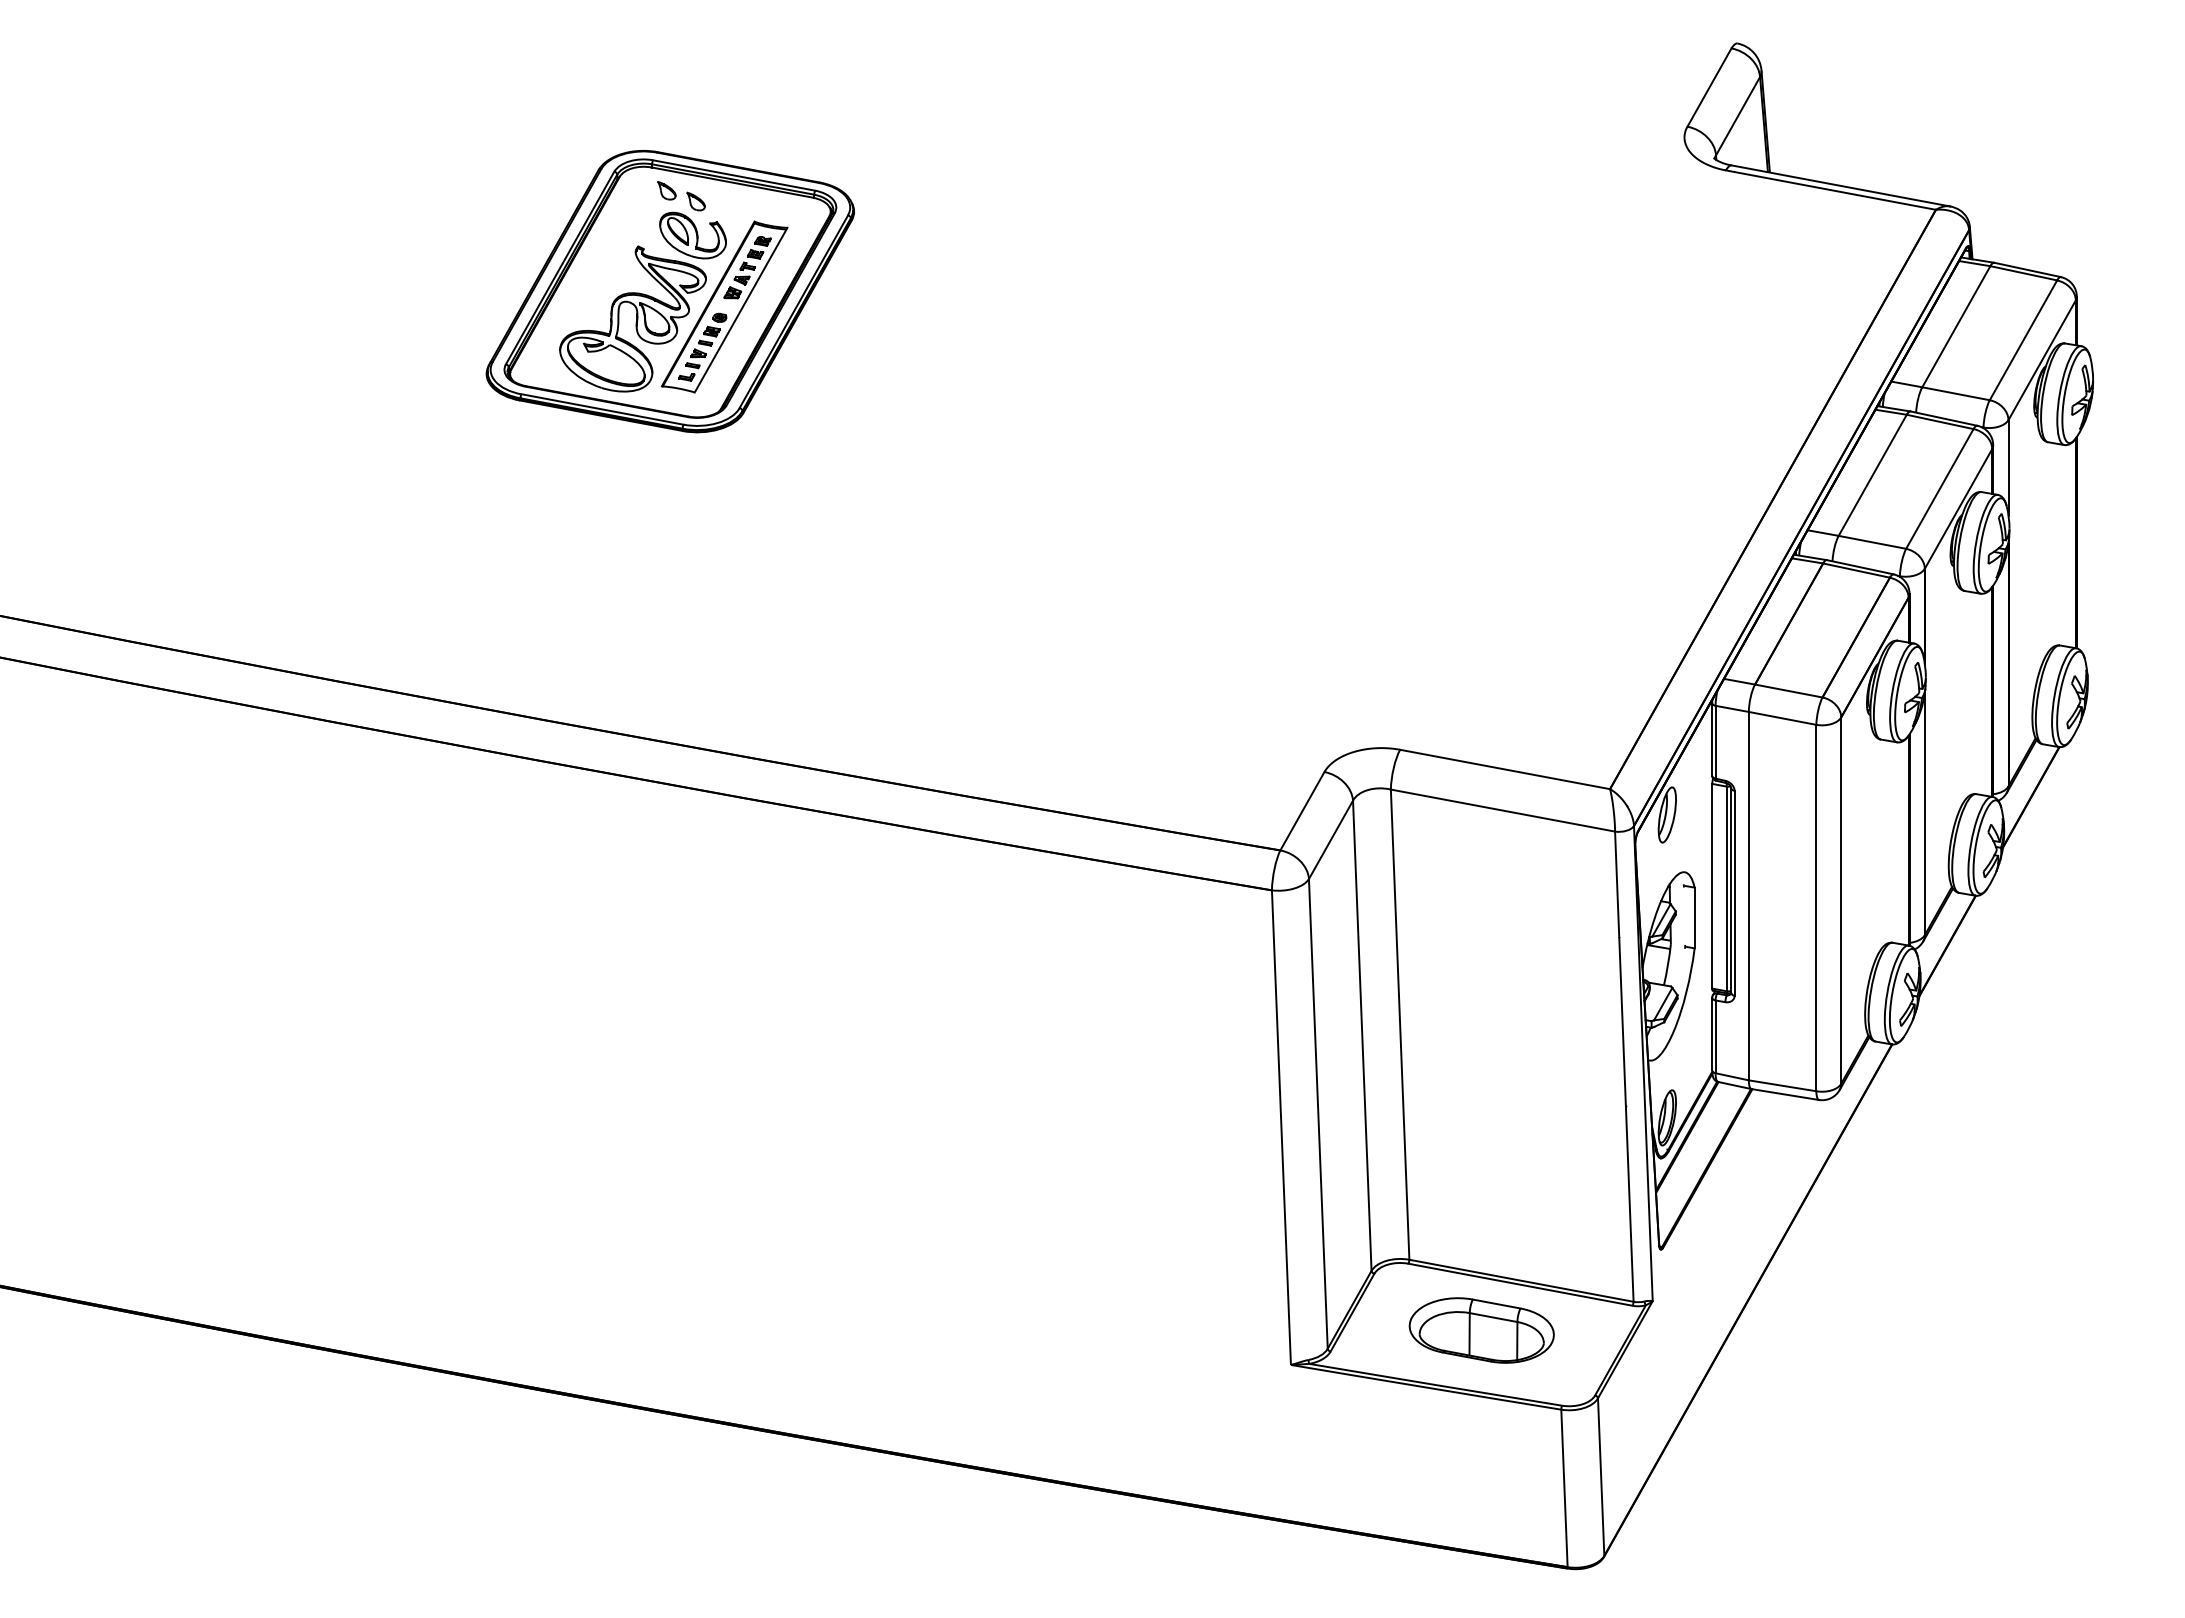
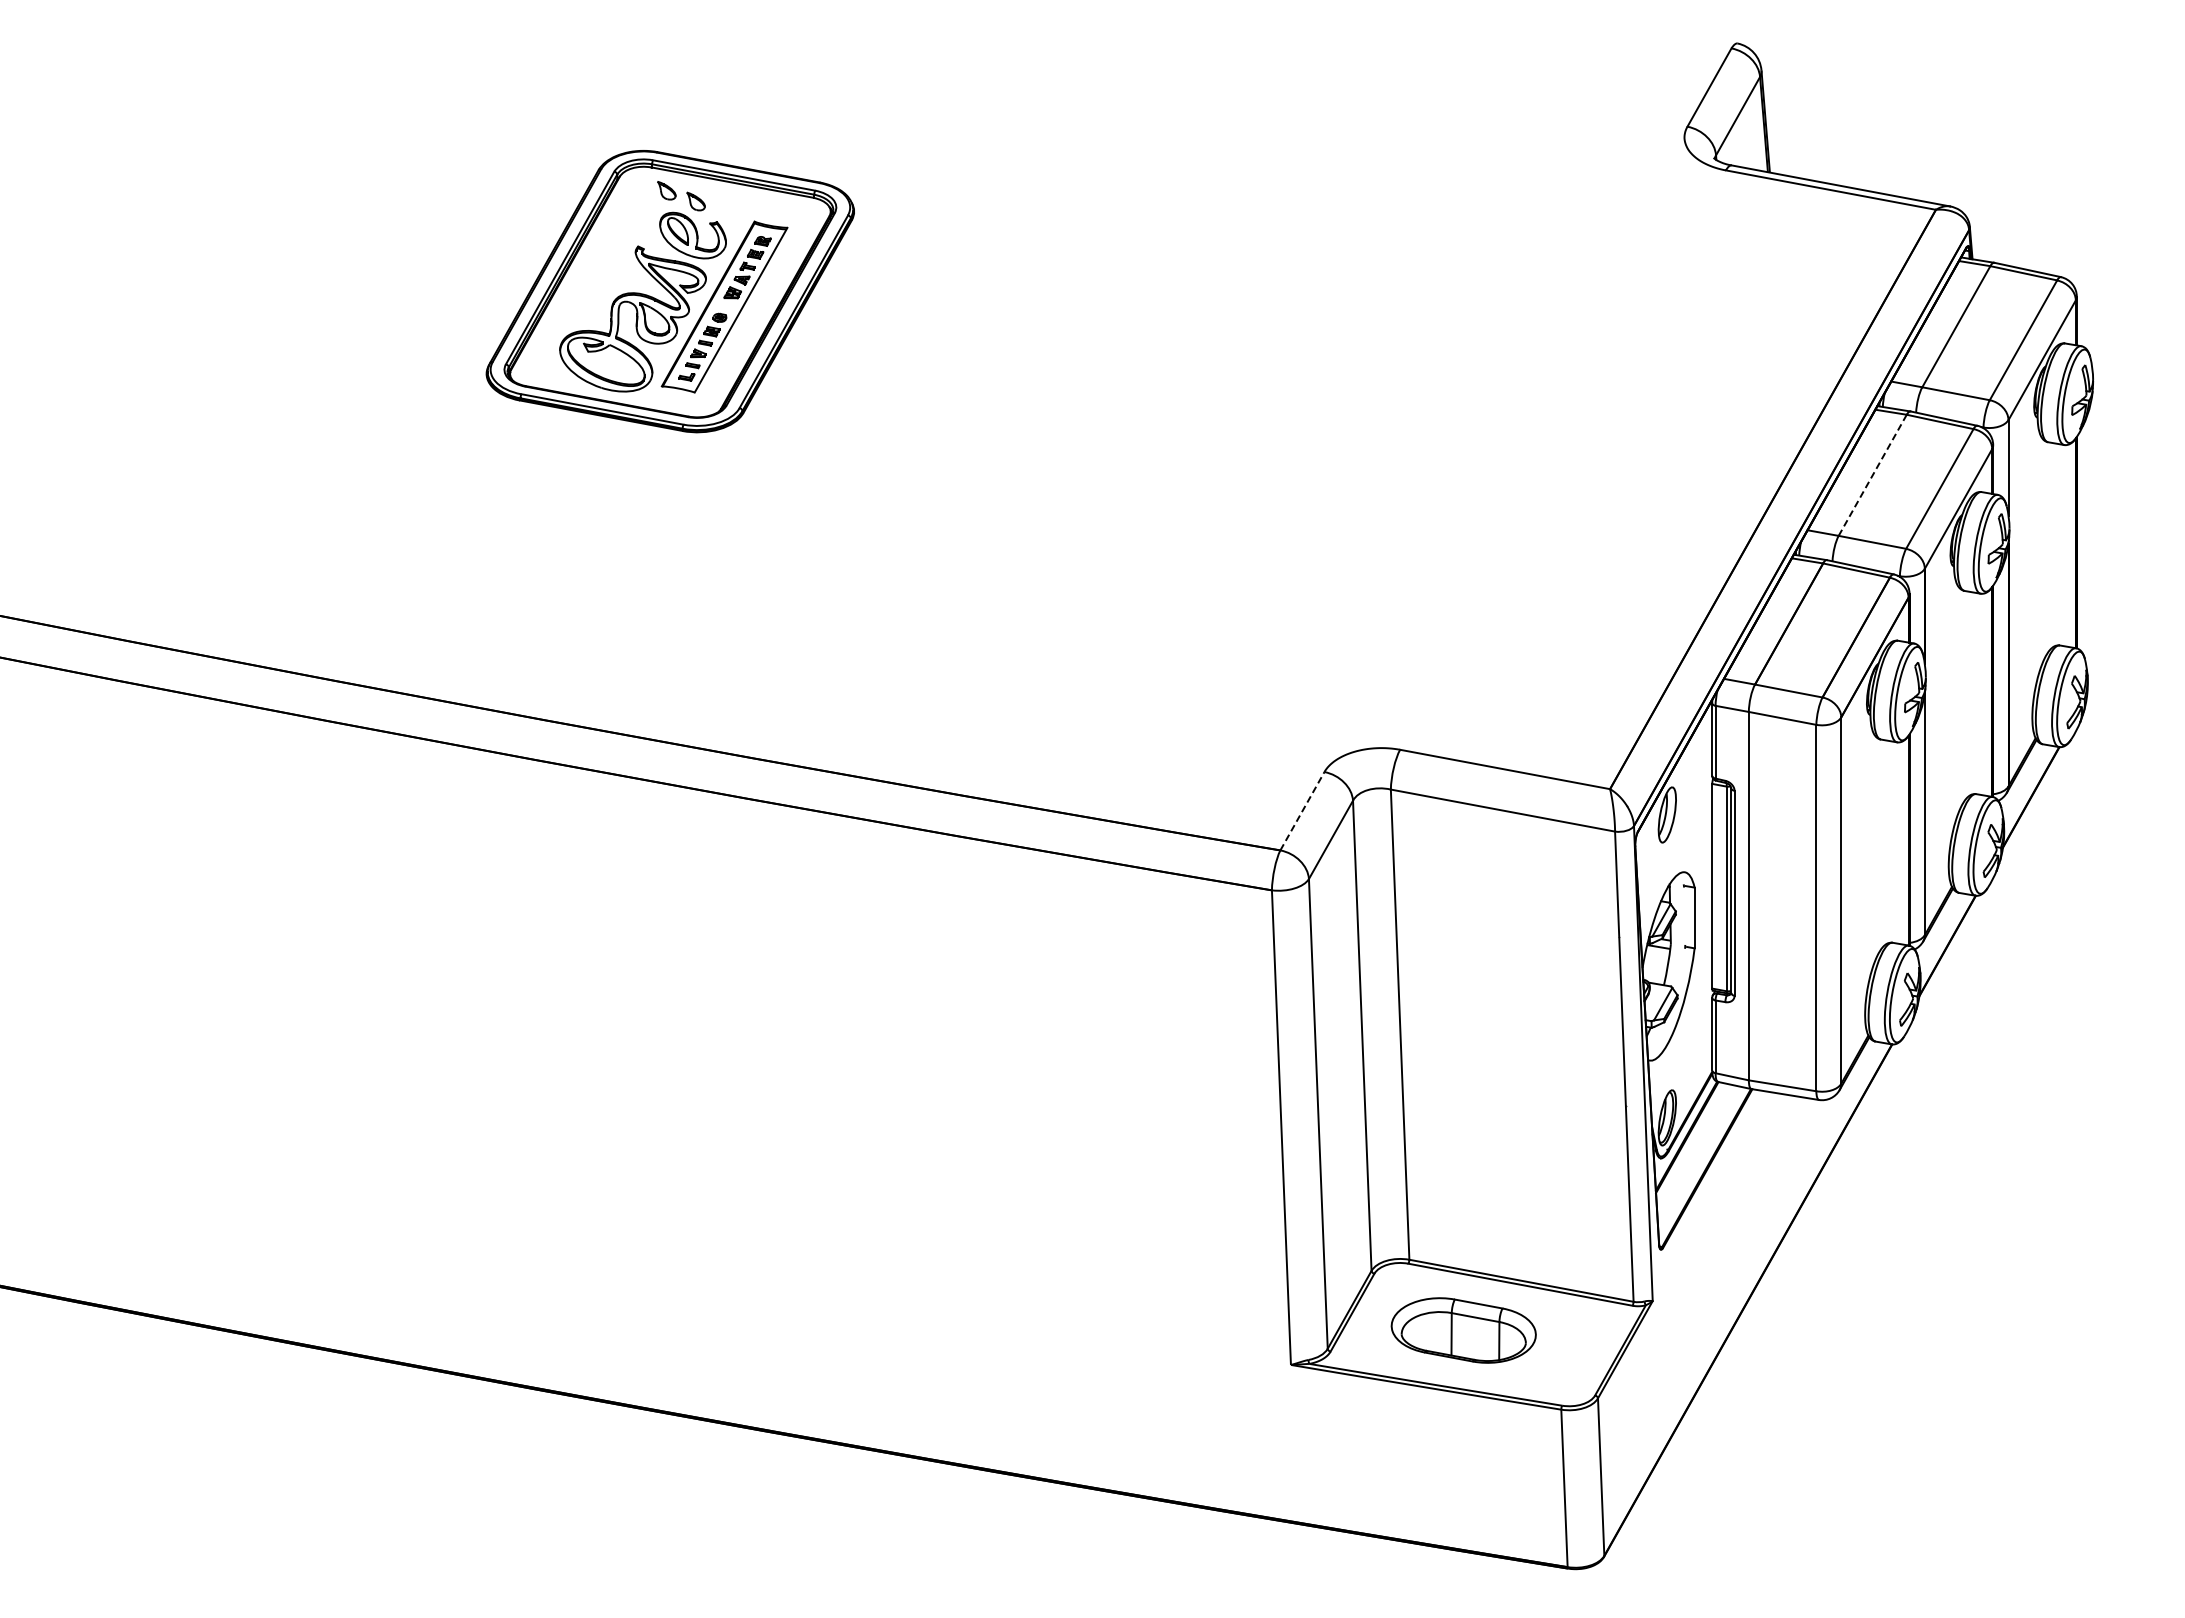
line: solid -> dashed (1872, 475)
line: solid -> dashed (1302, 811)
part position: (1481, 1330) -> (1463, 1330) (1463, 1330)
